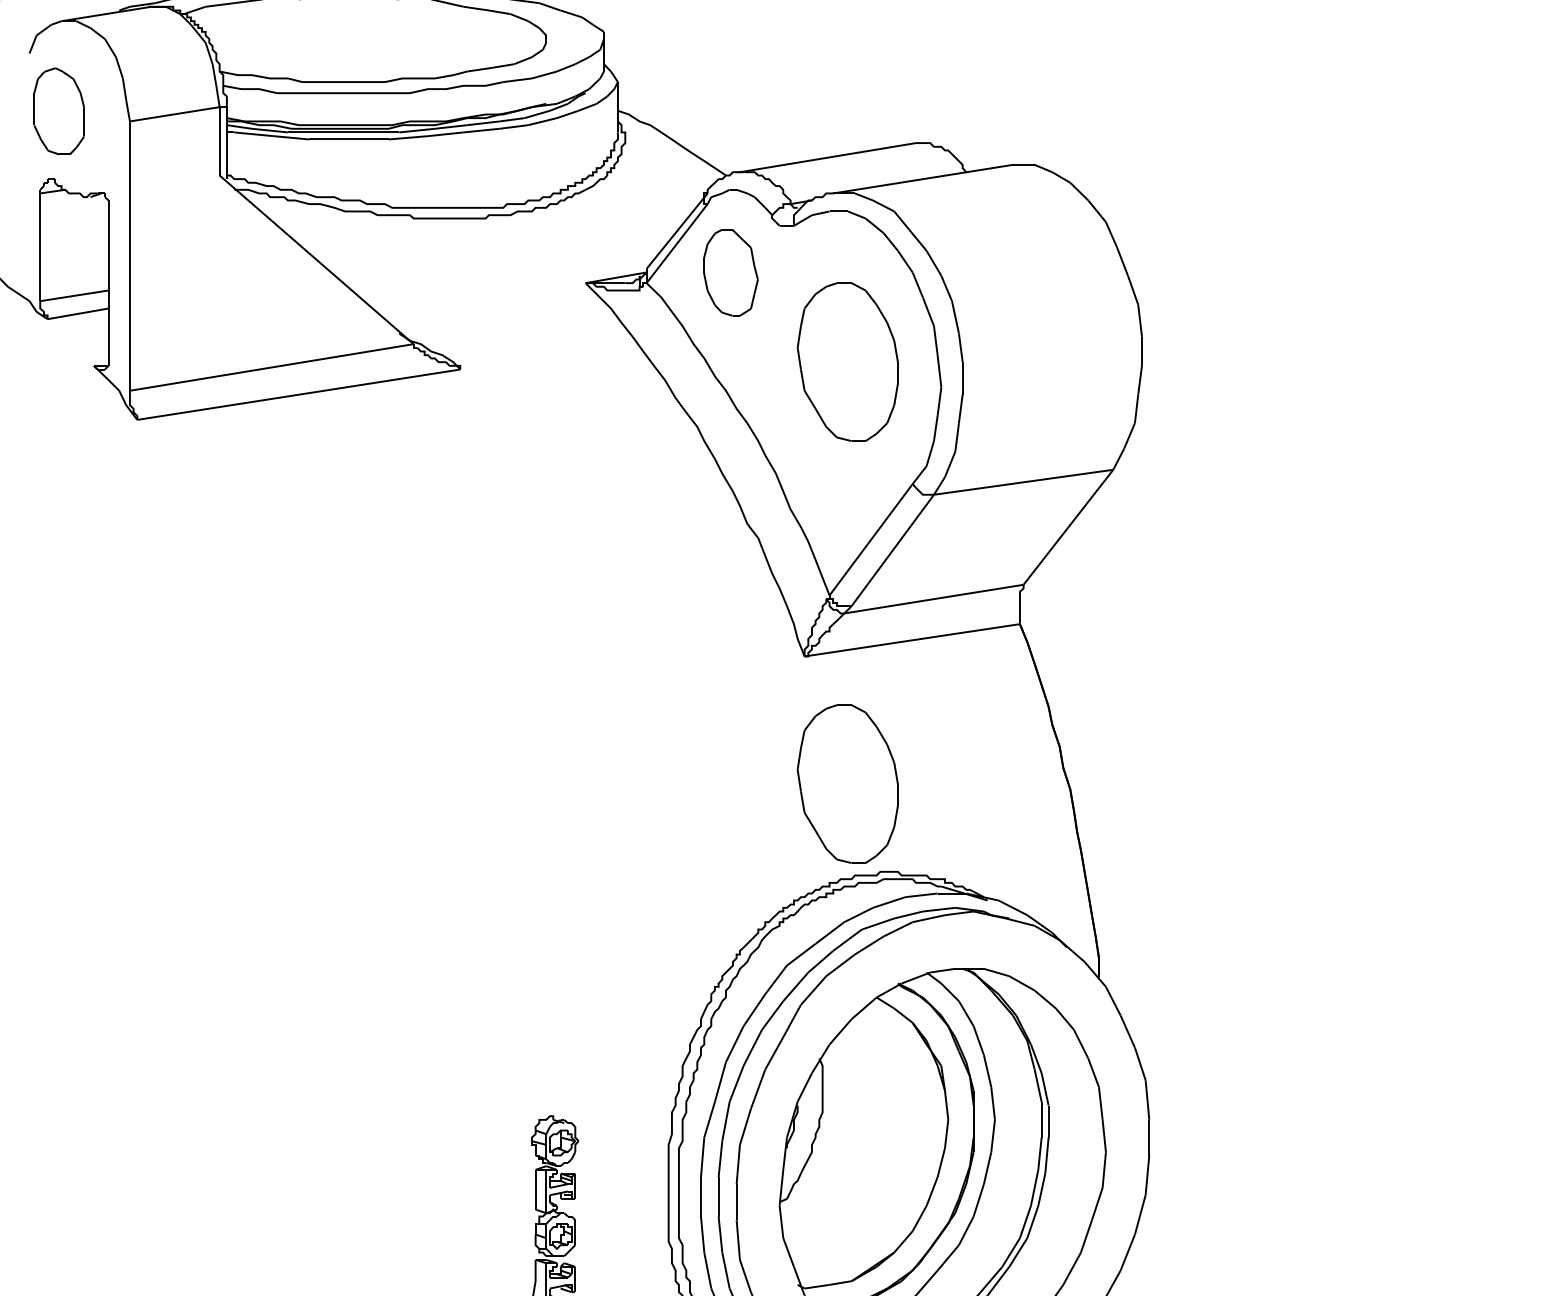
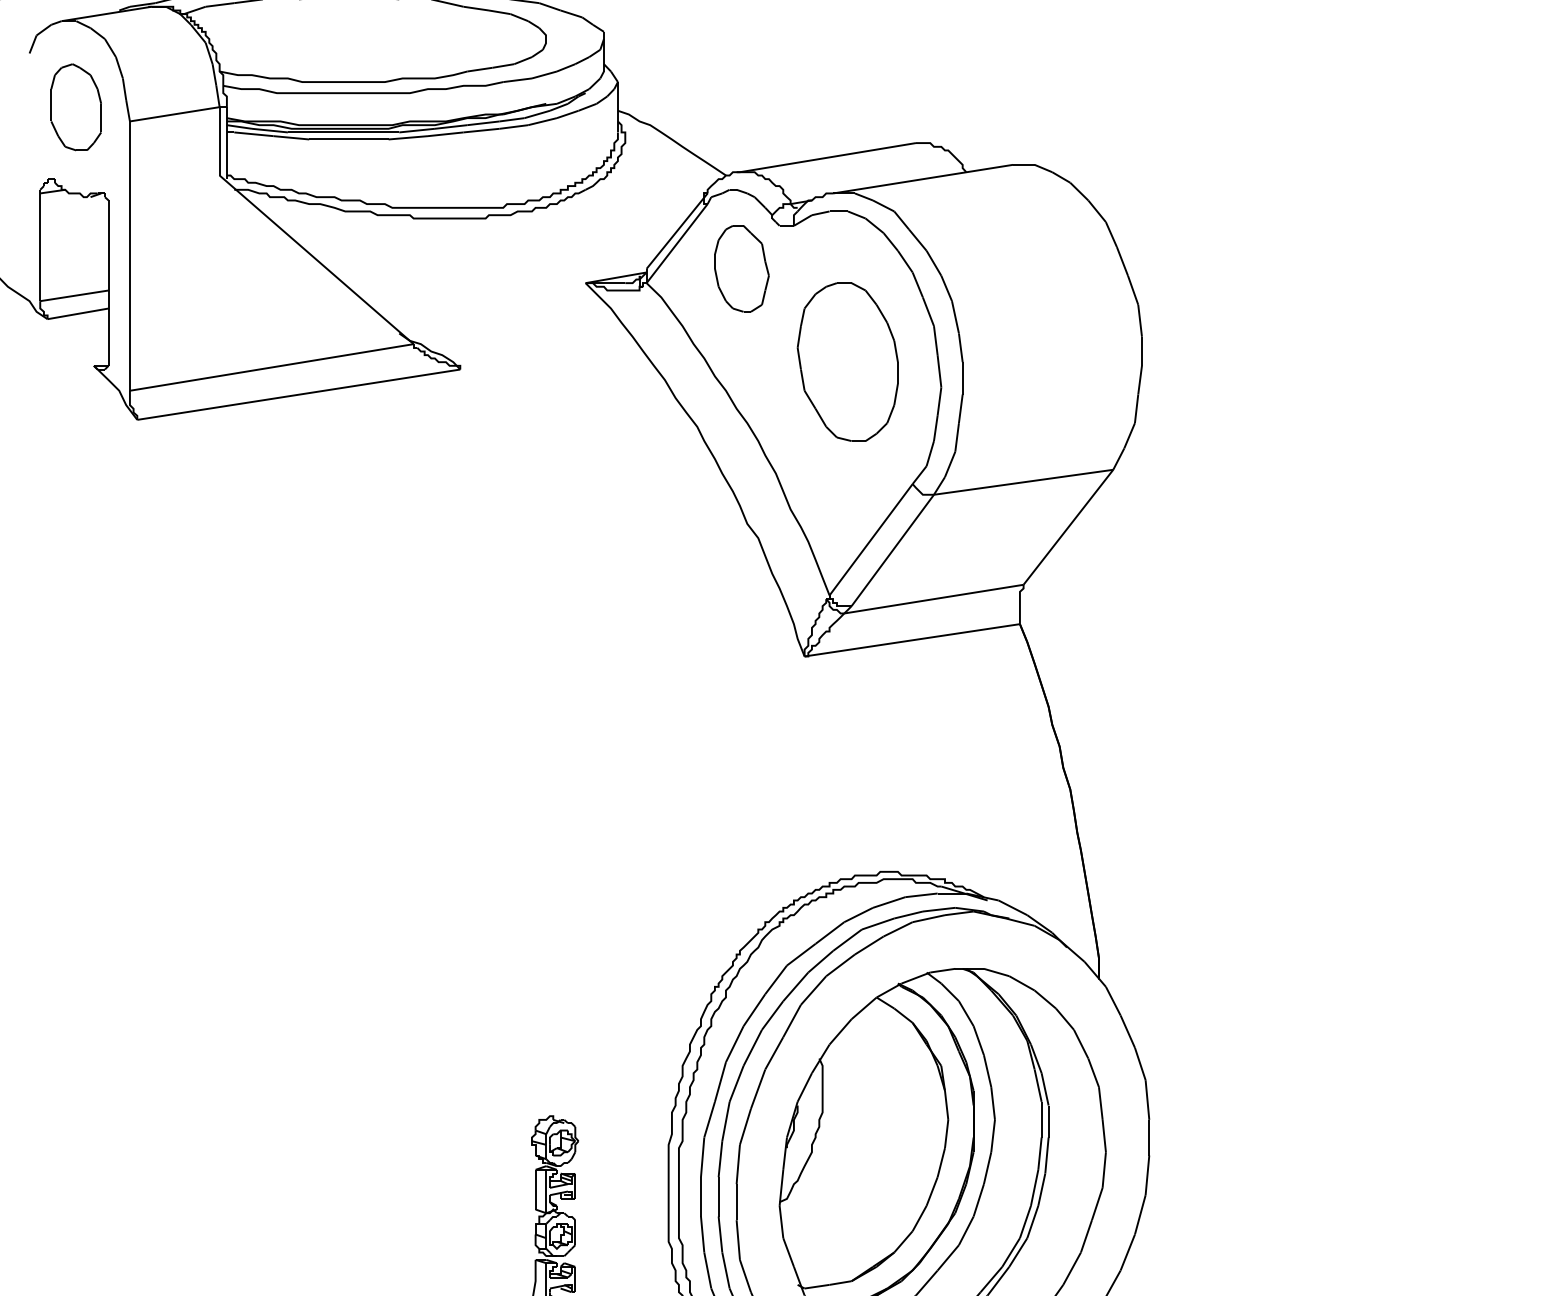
part position: (58, 111) -> (75, 107) (75, 107)
part position: (730, 272) -> (741, 268) (741, 268)
part: present -> none (847, 783)
